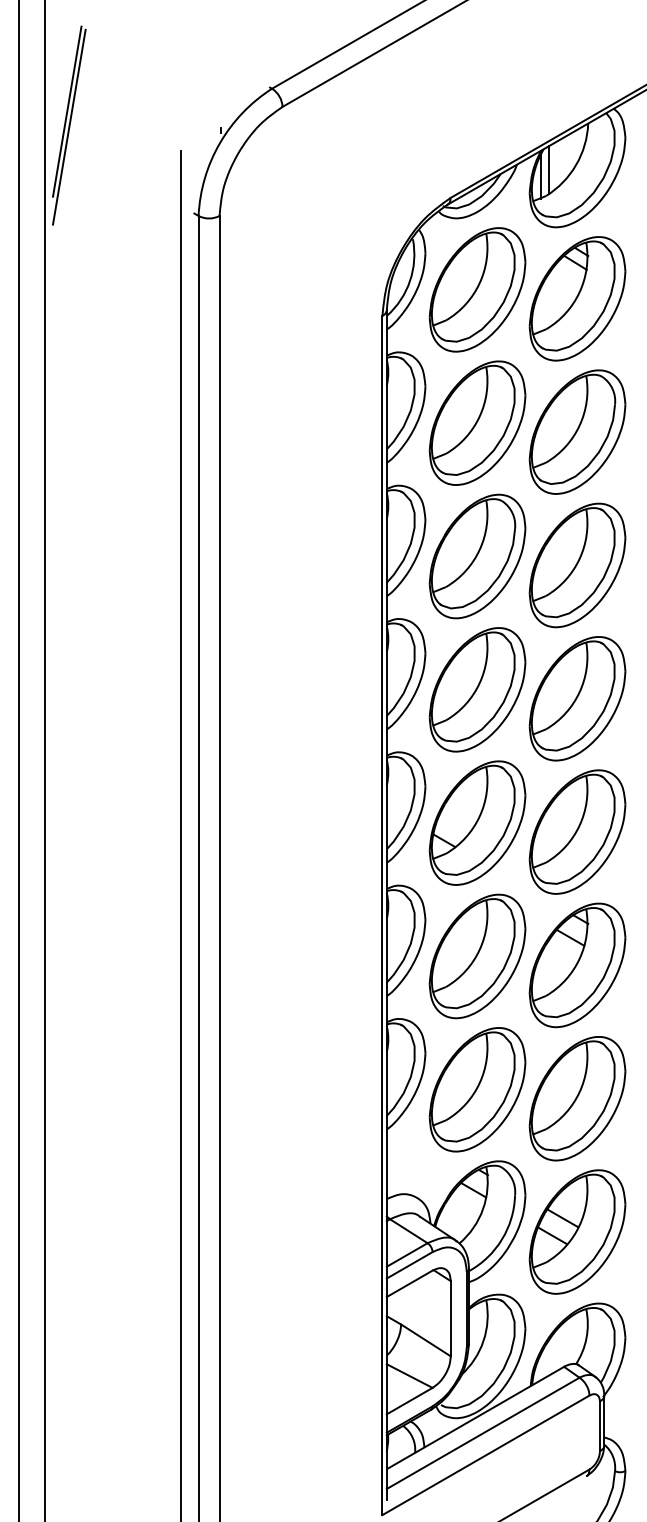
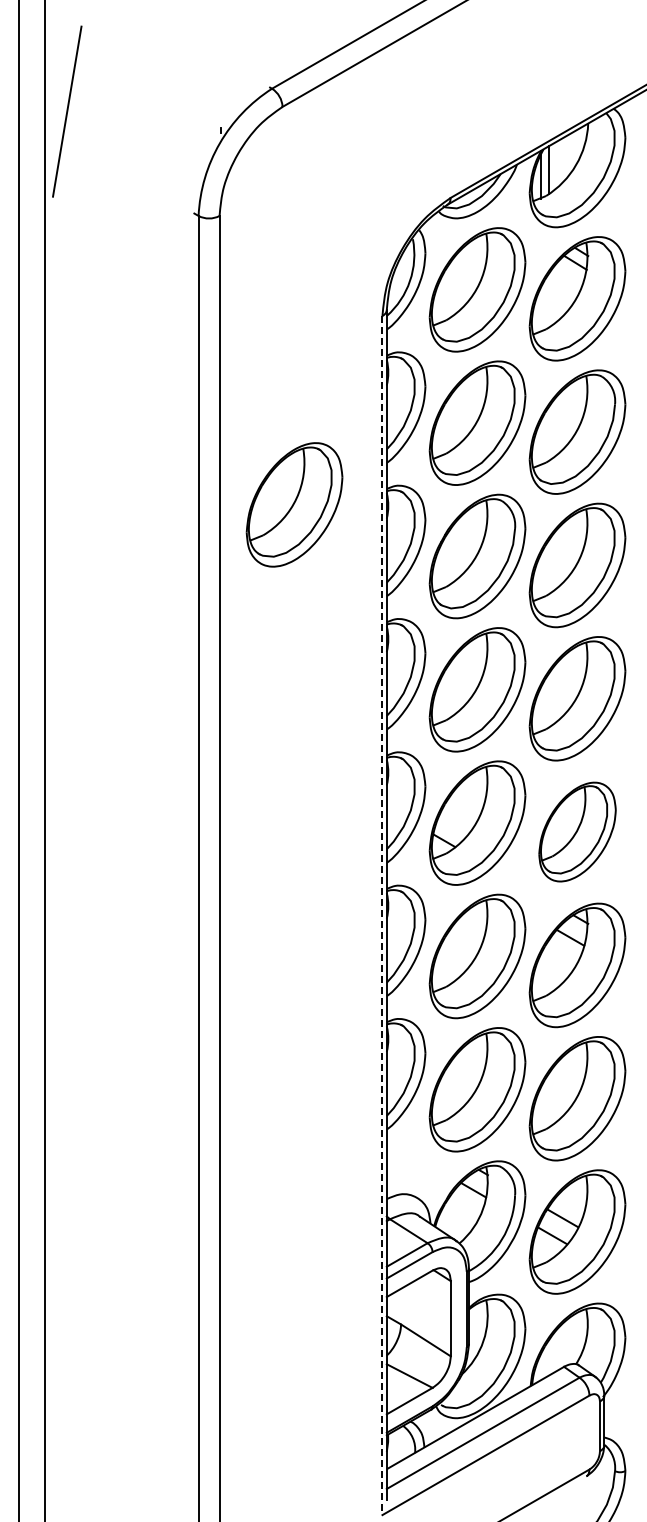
line: present -> none (69, 126)
part: none -> present (294, 504)
part size: 99x126 px -> 79x102 px (577, 831)
line: present -> none (181, 834)
line: solid -> dashed (382, 915)
